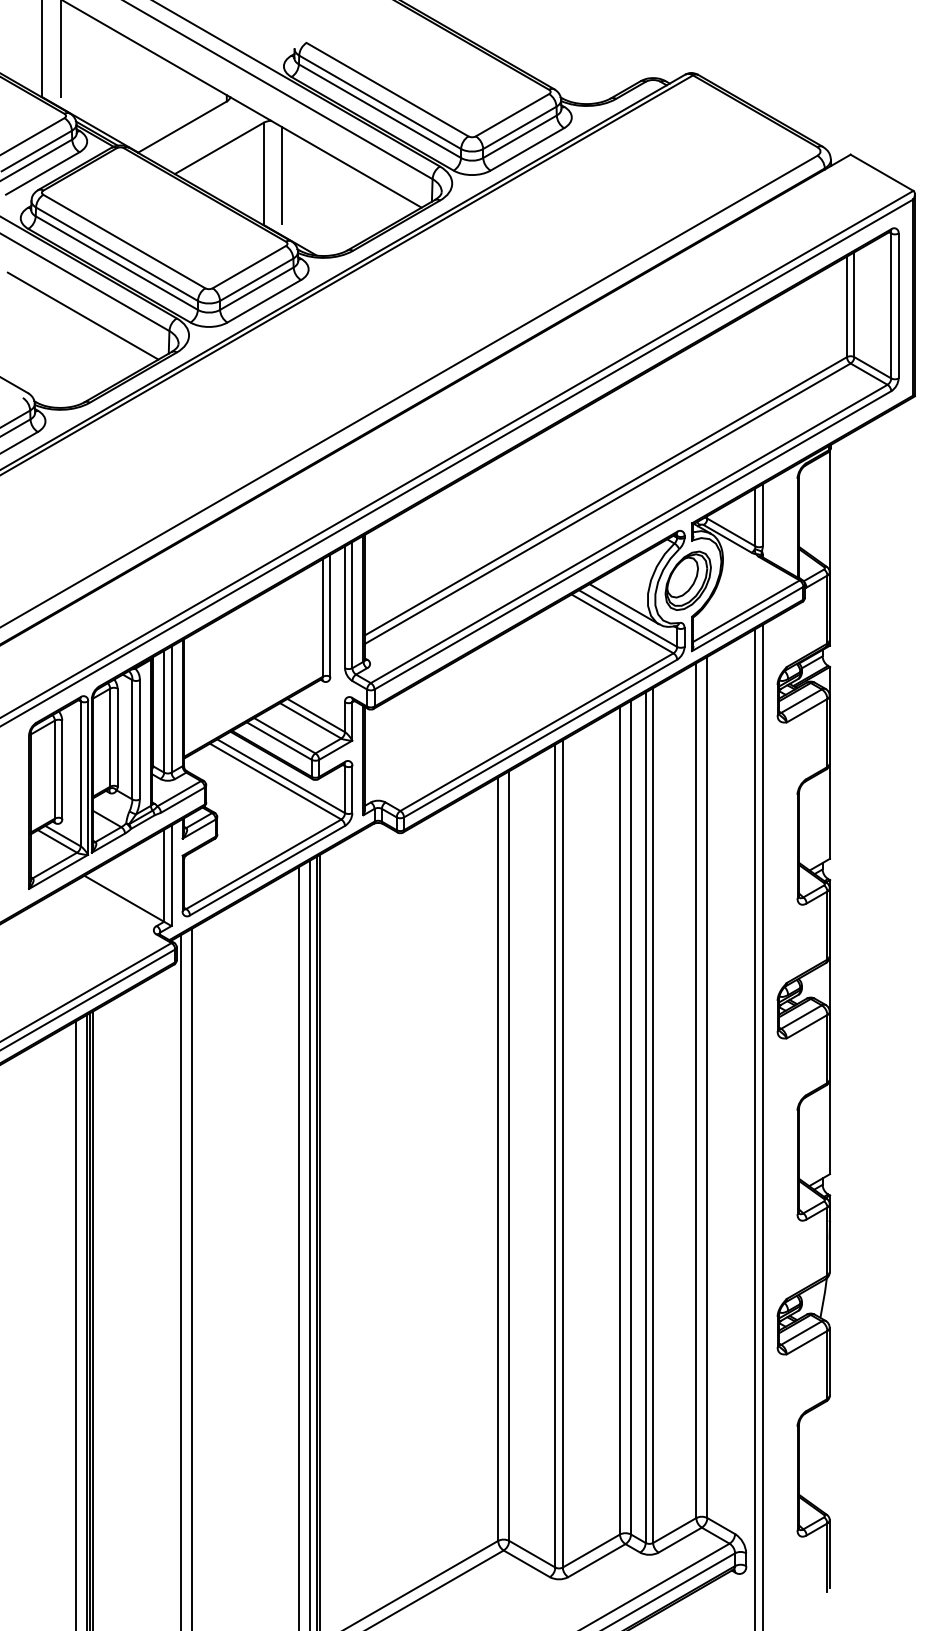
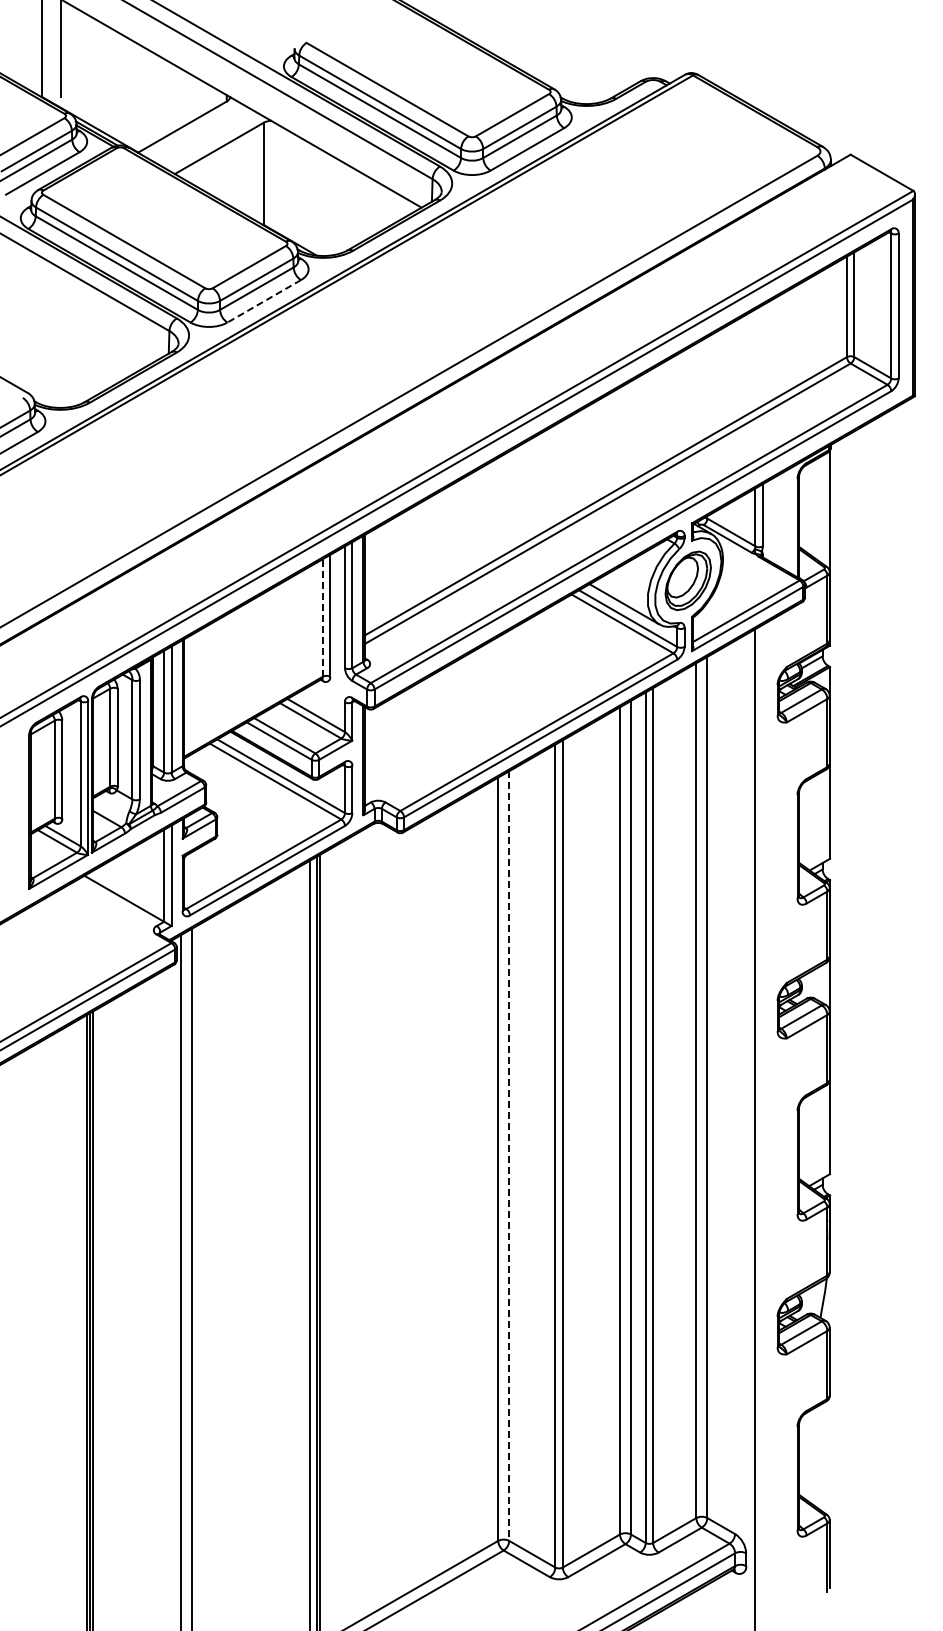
line: present -> none (282, 175)
line: solid -> dashed (263, 301)
line: present -> none (82, 315)
line: solid -> dashed (322, 617)
line: present -> none (762, 1125)
line: solid -> dashed (509, 1156)
line: present -> none (298, 1247)
line: present -> none (75, 1324)
